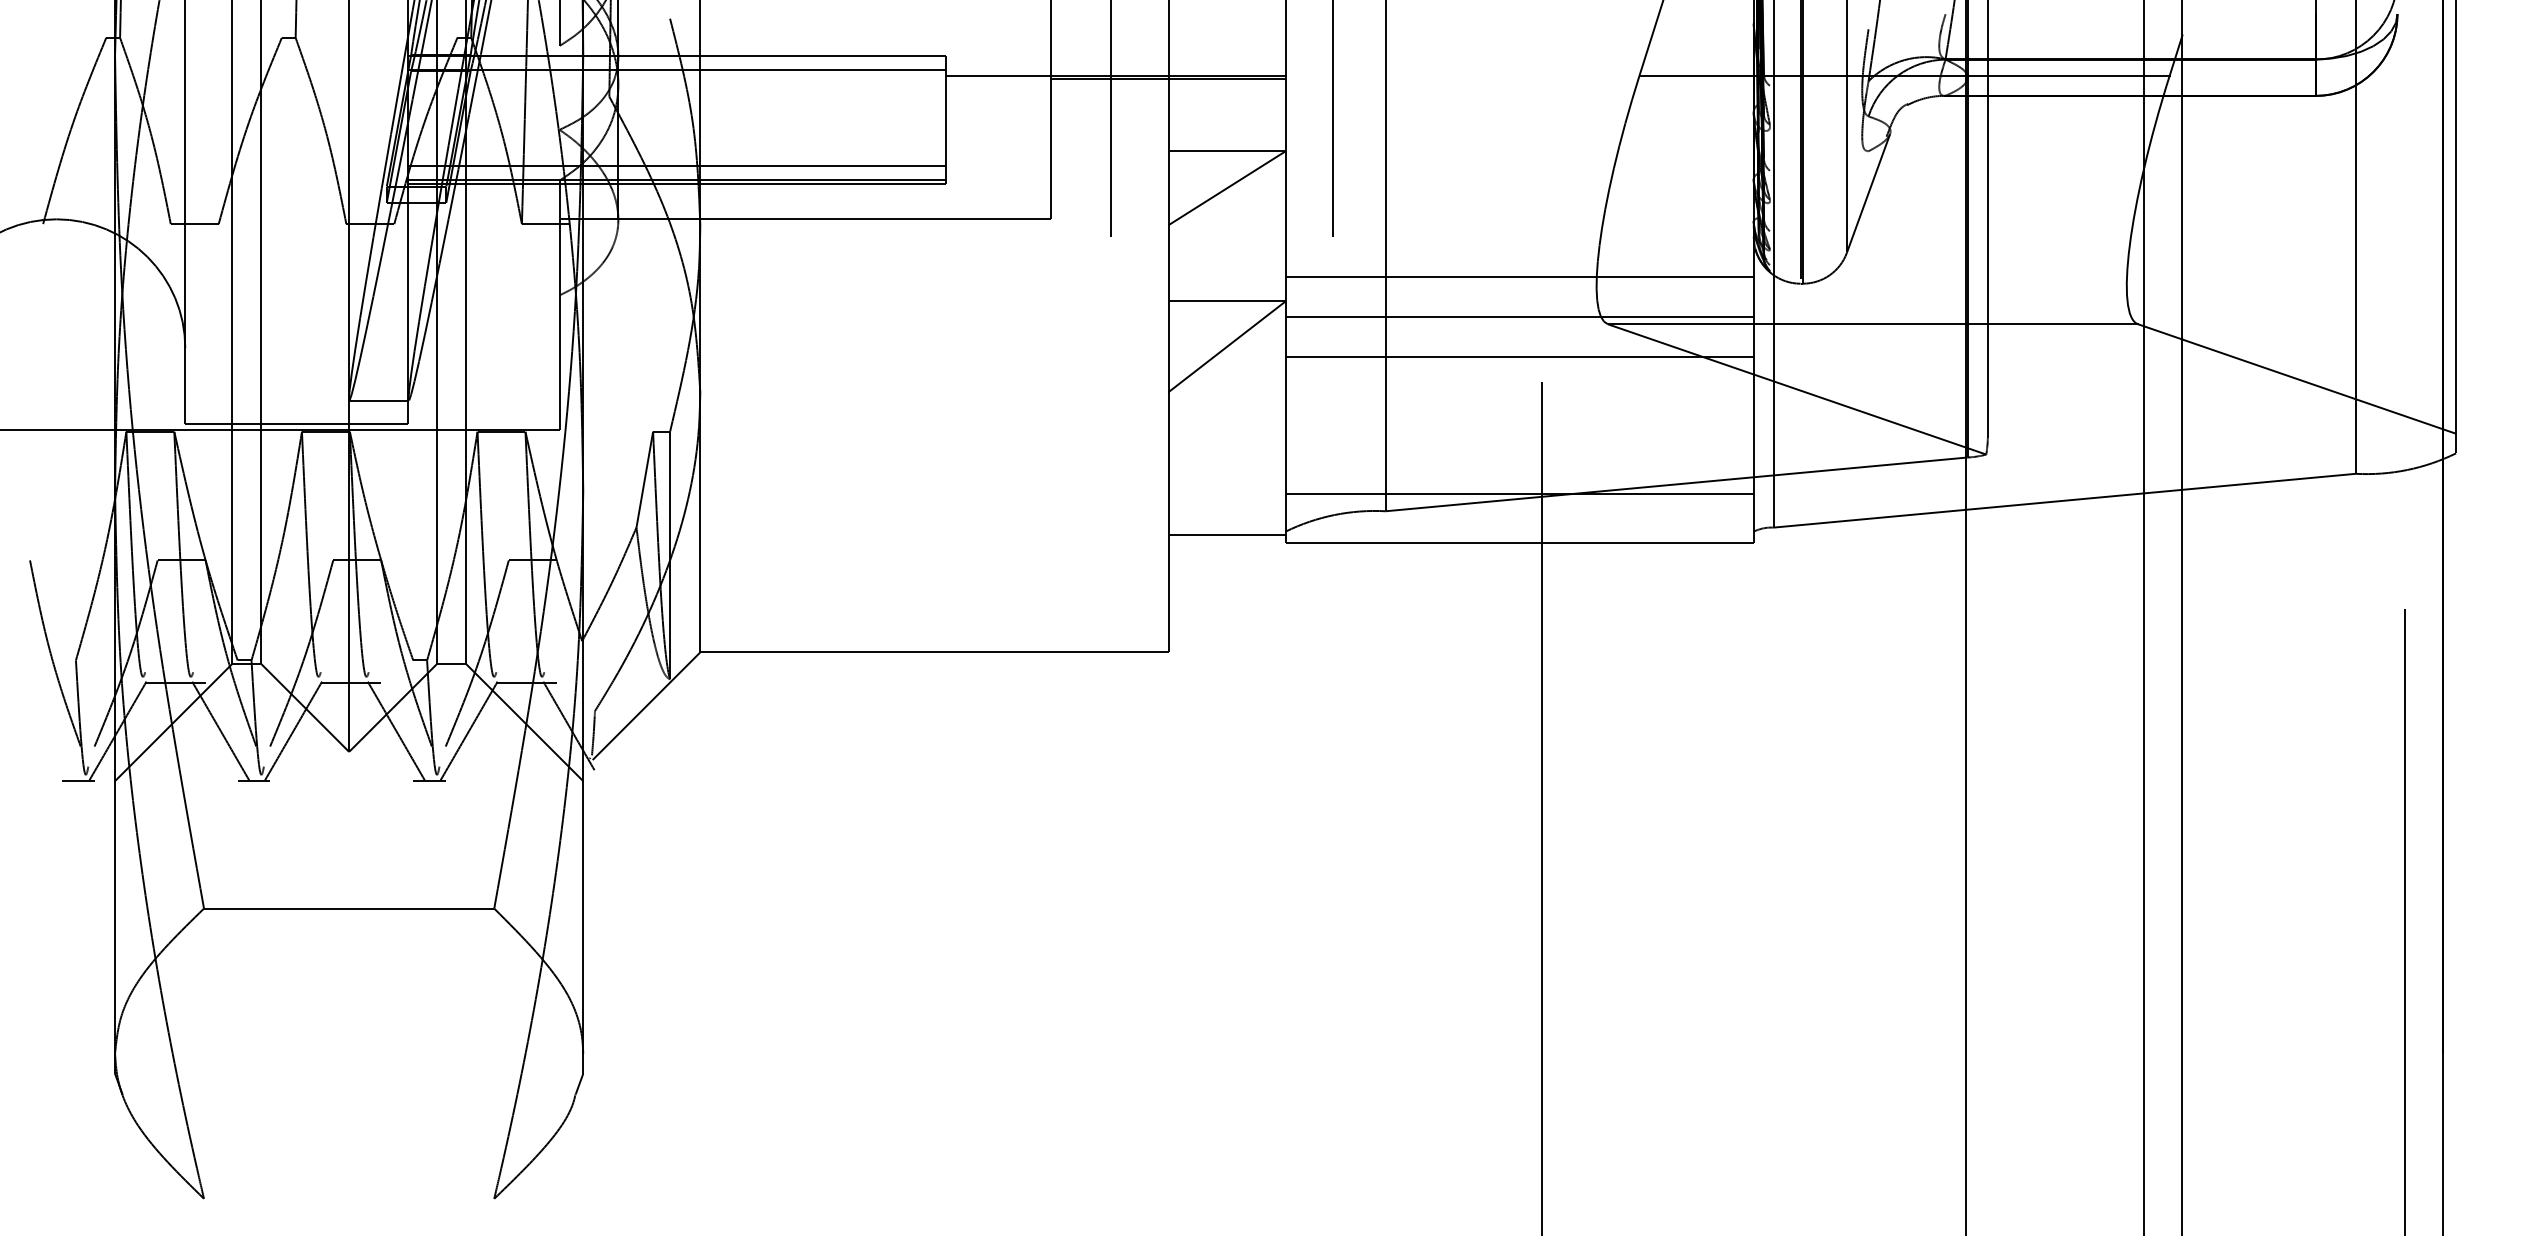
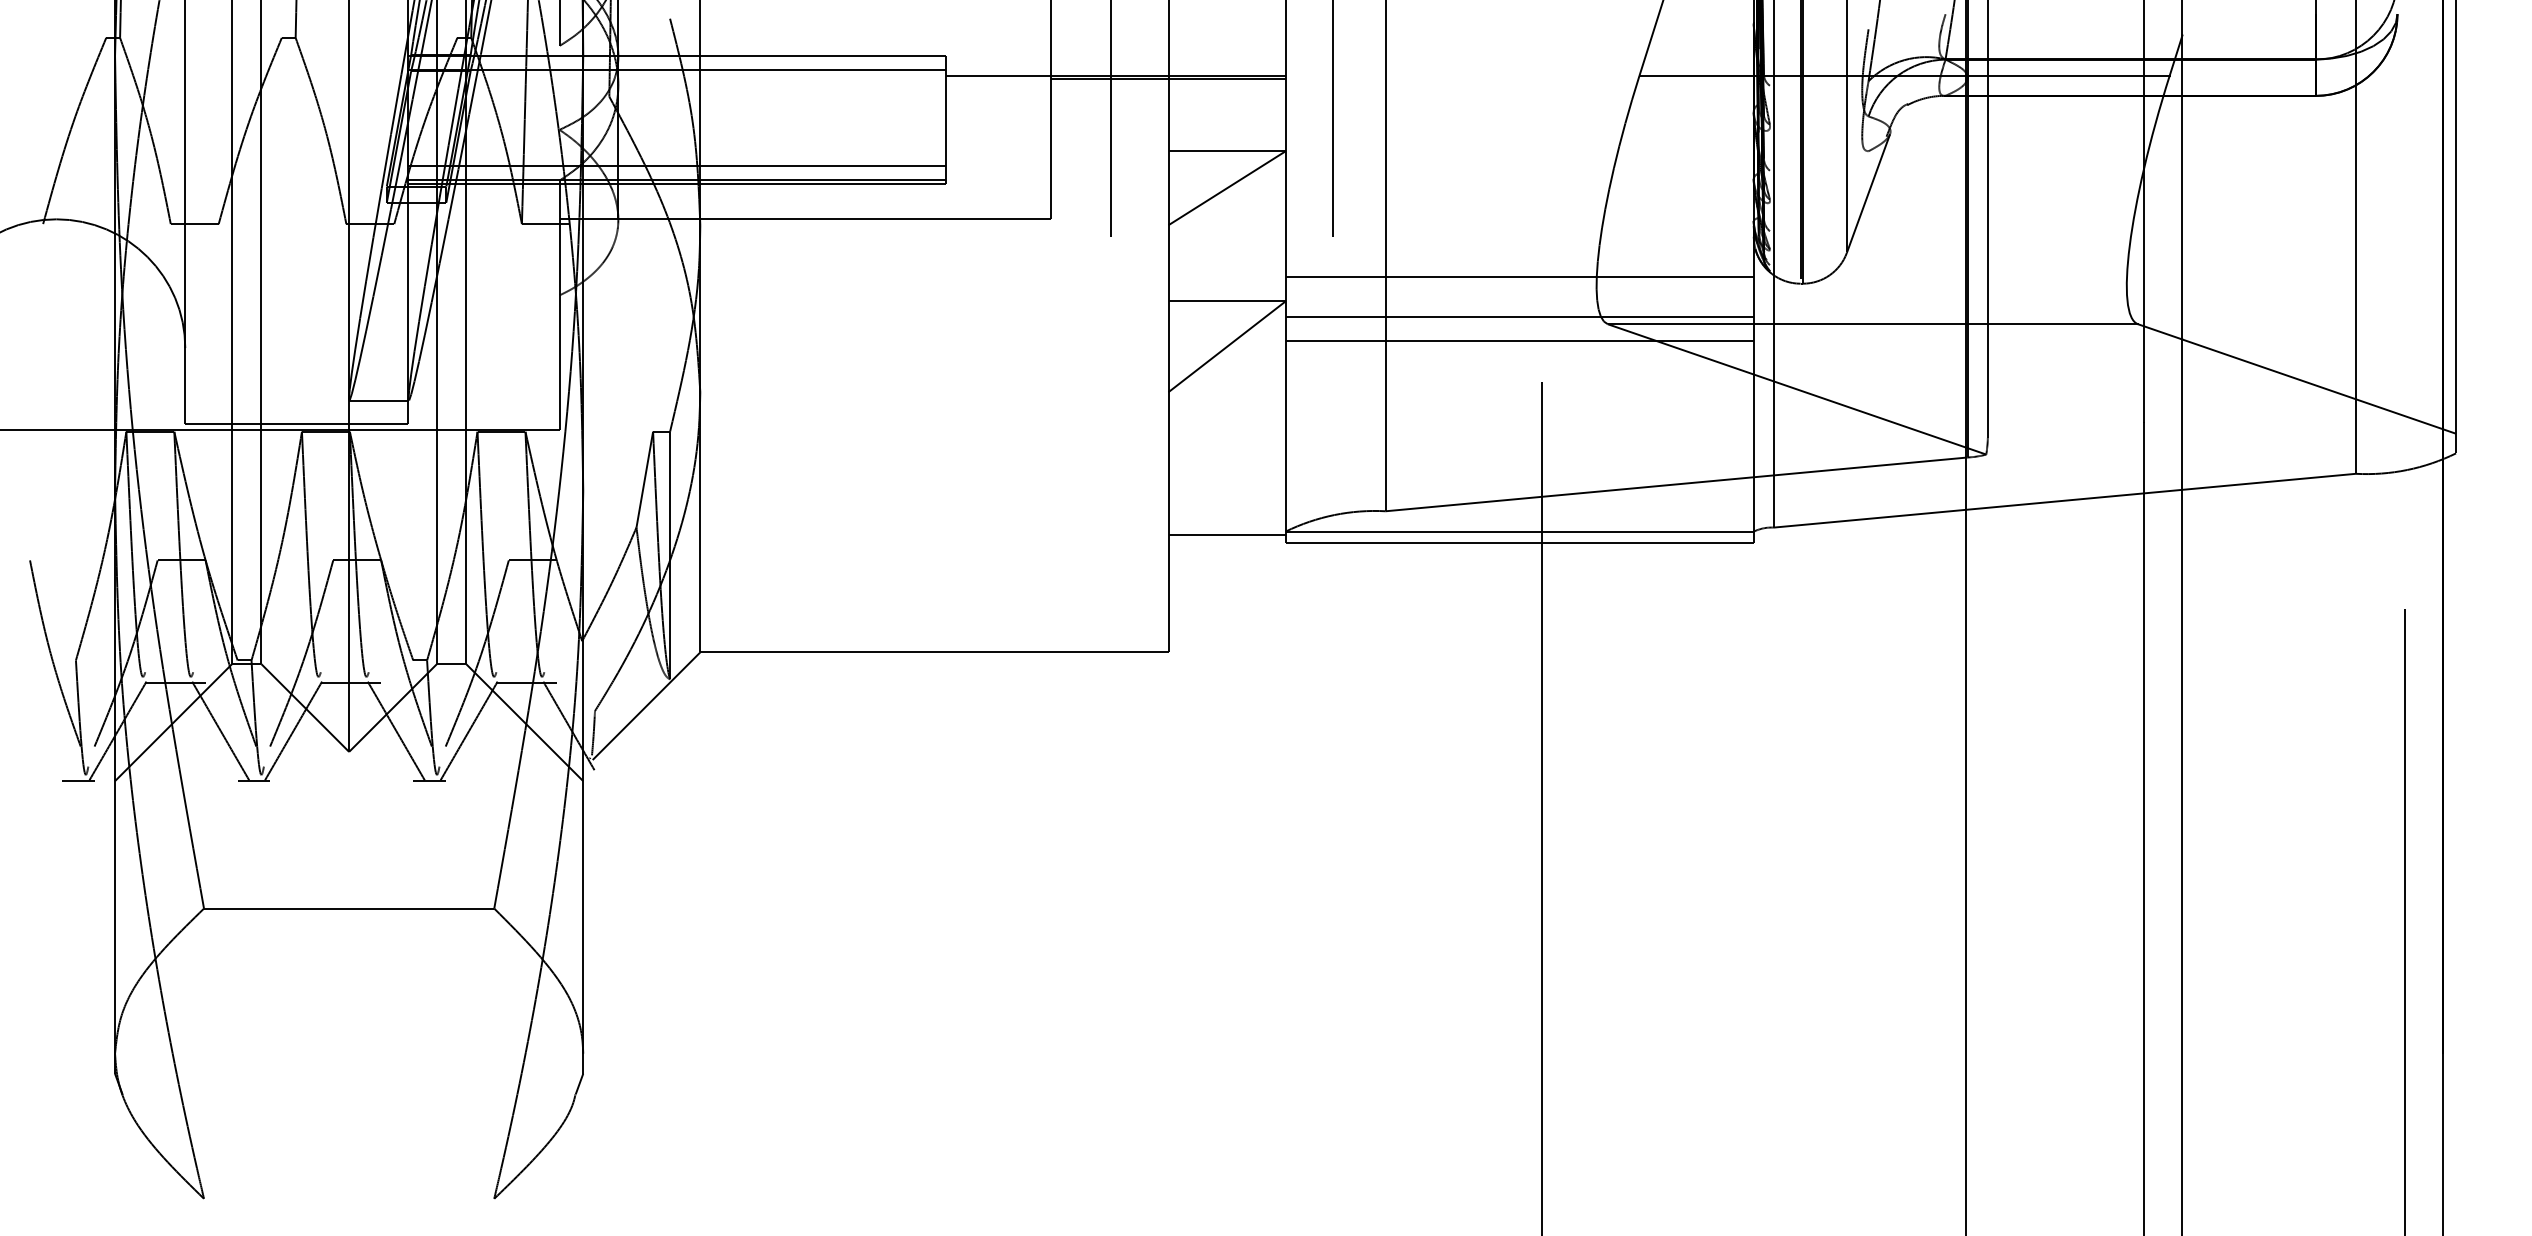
line position: (1519, 357) -> (1519, 341) (1519, 341)
line position: (1519, 494) -> (1519, 532) (1519, 532)
